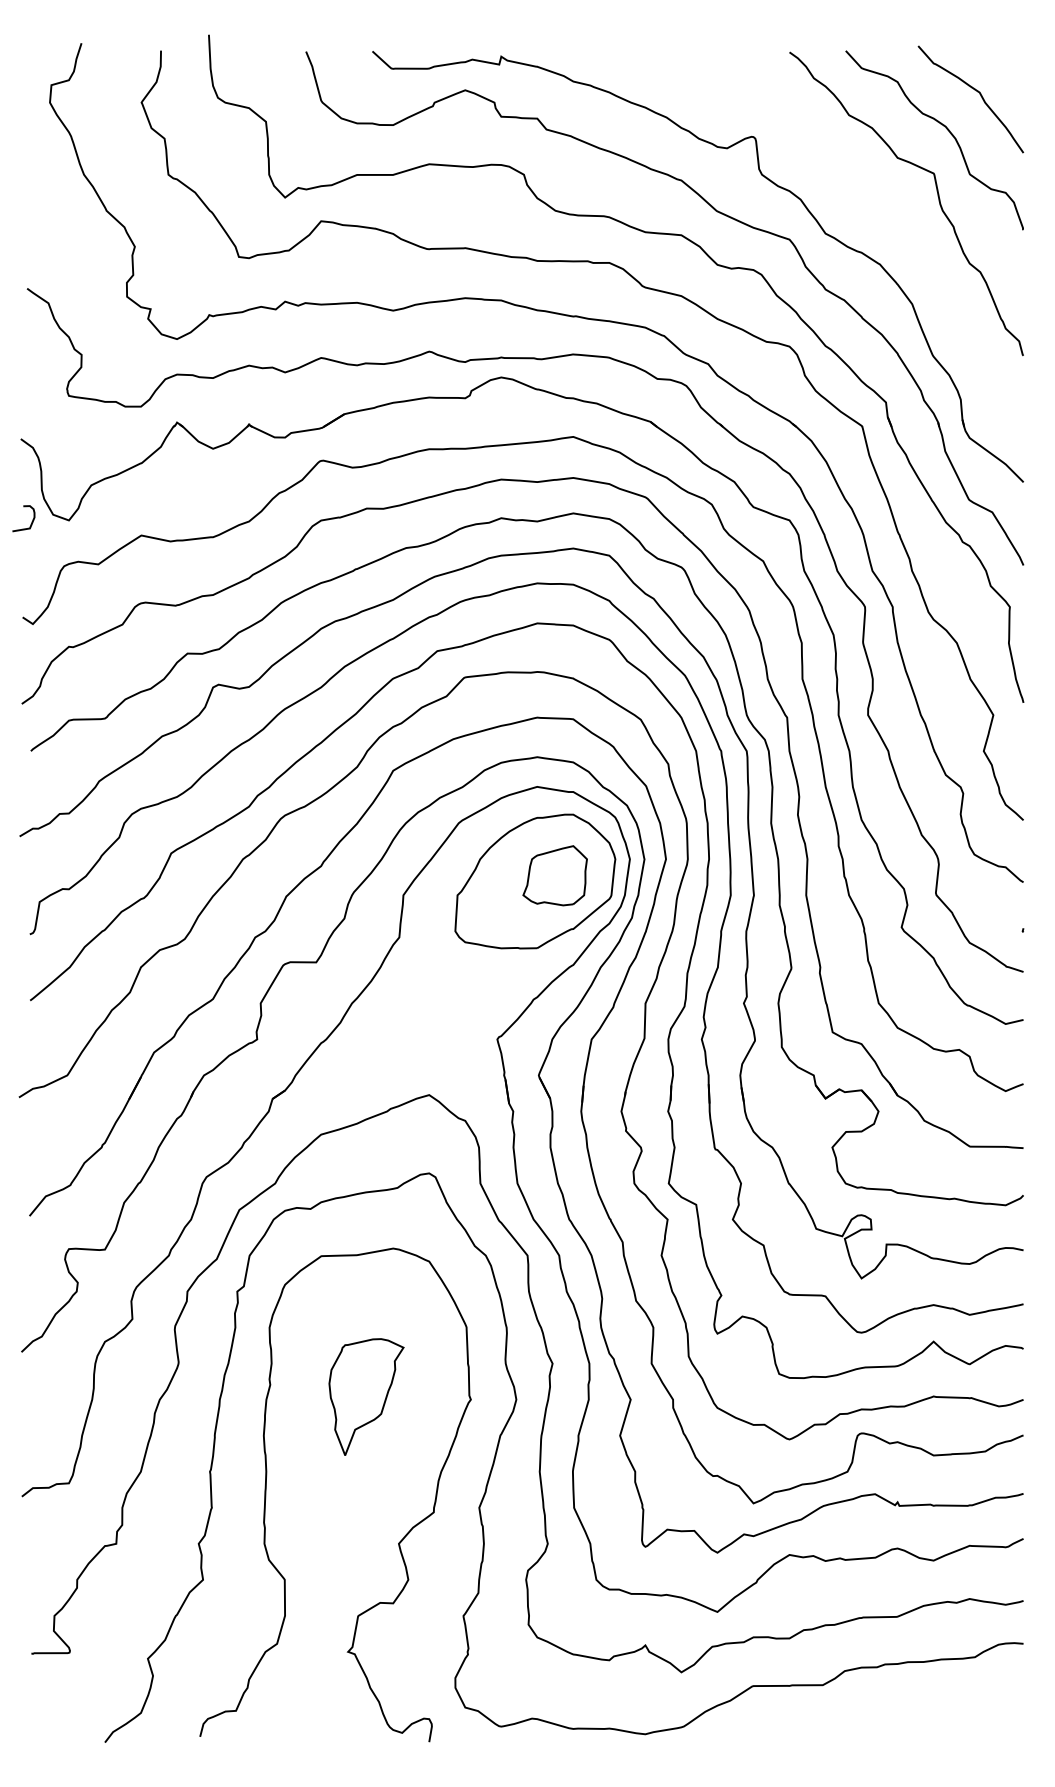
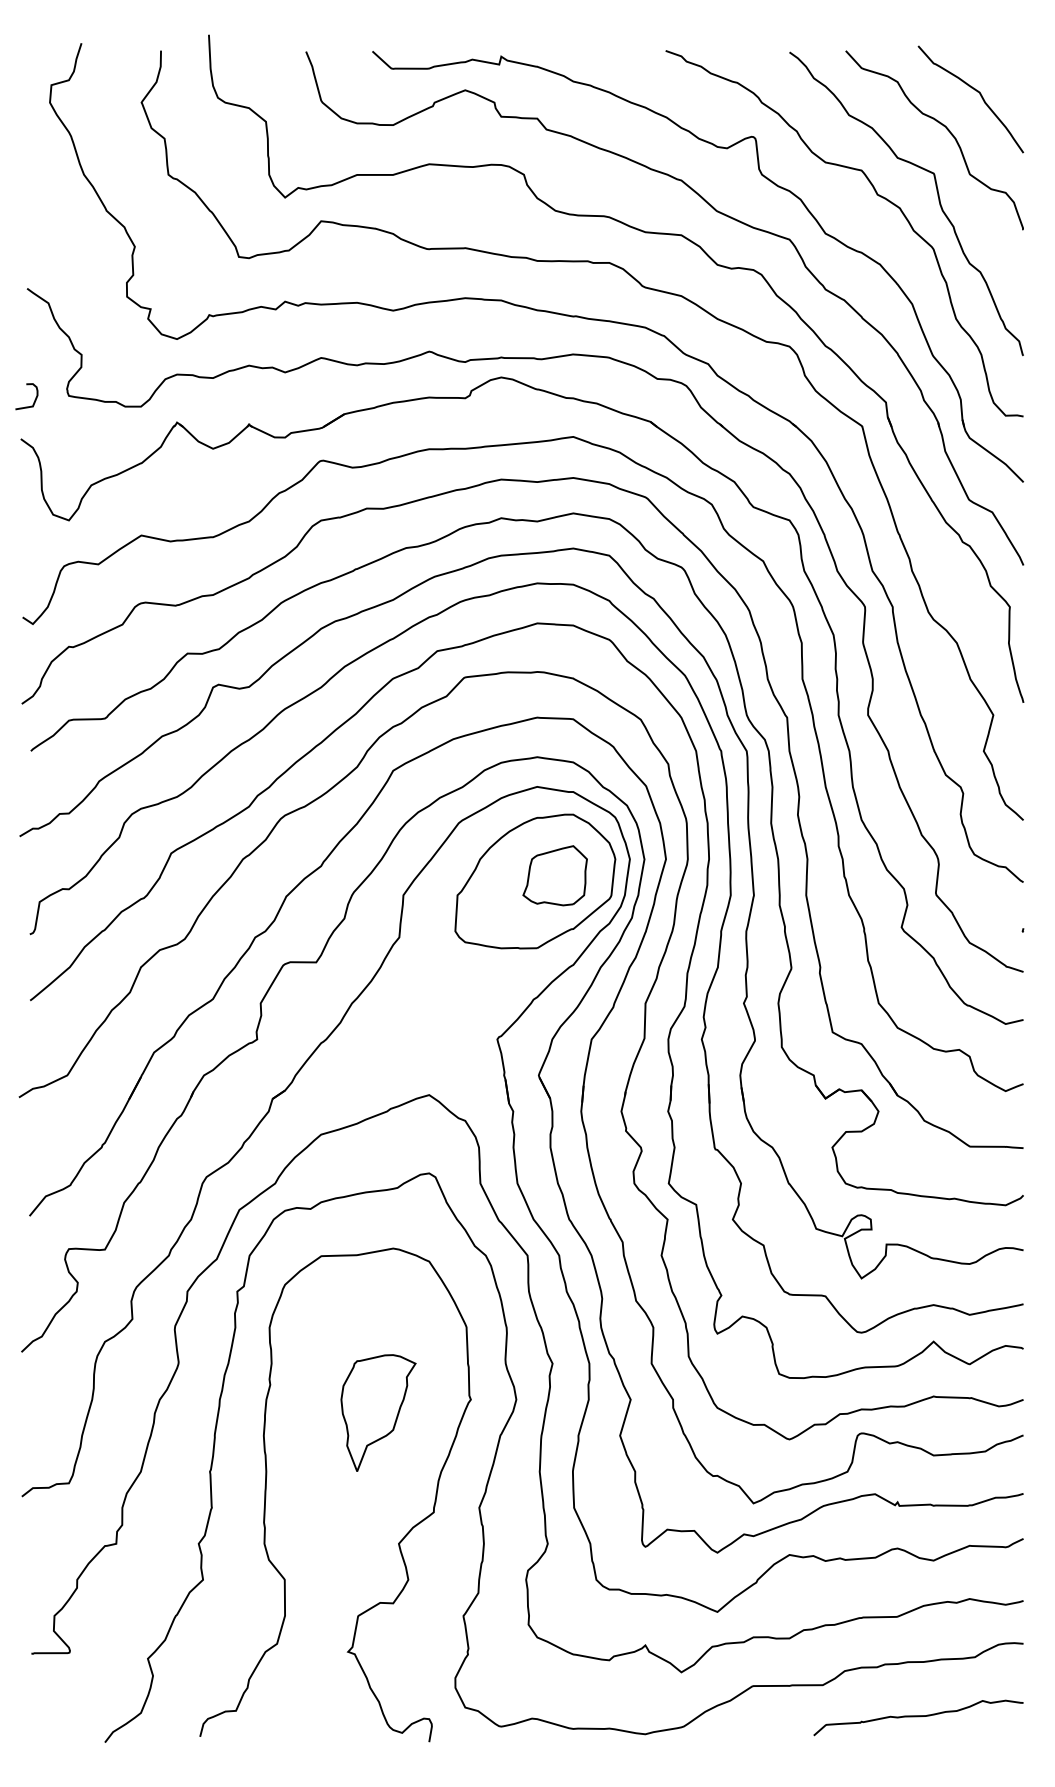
curve: none -> present (878, 196)
curve position: (31, 521) -> (34, 399) (34, 399)
part position: (366, 1396) -> (378, 1412) (378, 1412)
curve: none -> present (918, 1717)
